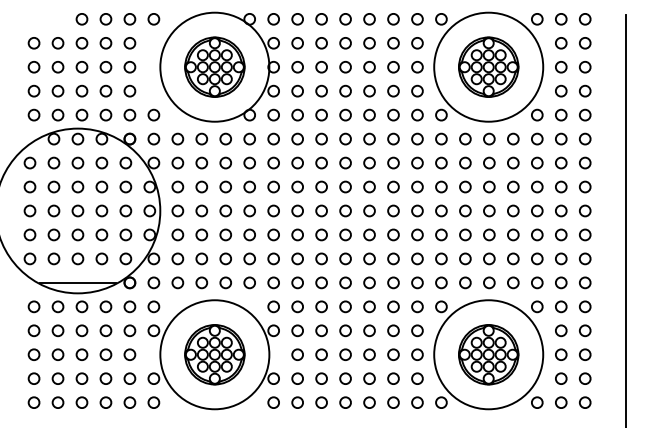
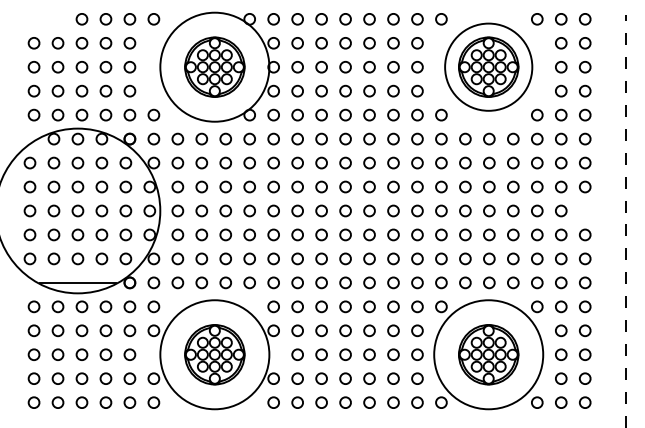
circle diameter: 109 px -> 87 px (488, 66)
circle: present -> none (585, 210)
line: solid -> dashed (625, 220)
